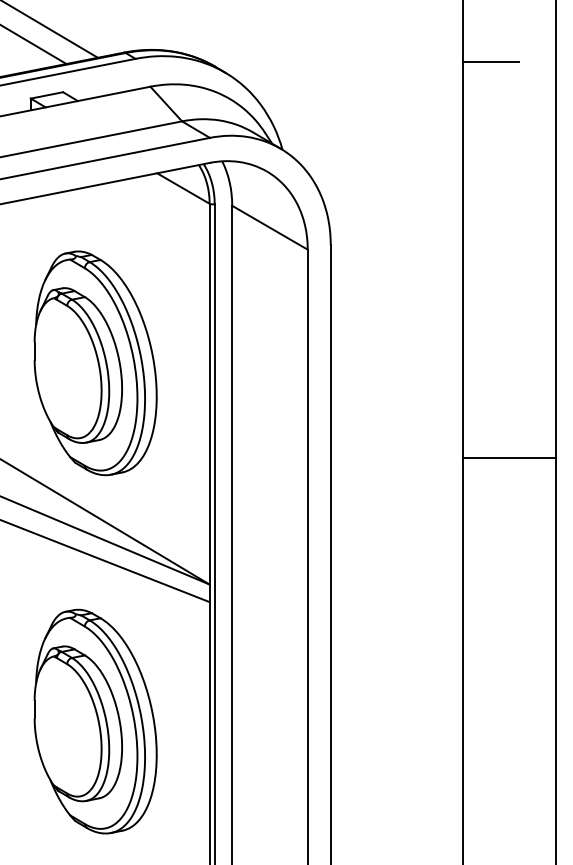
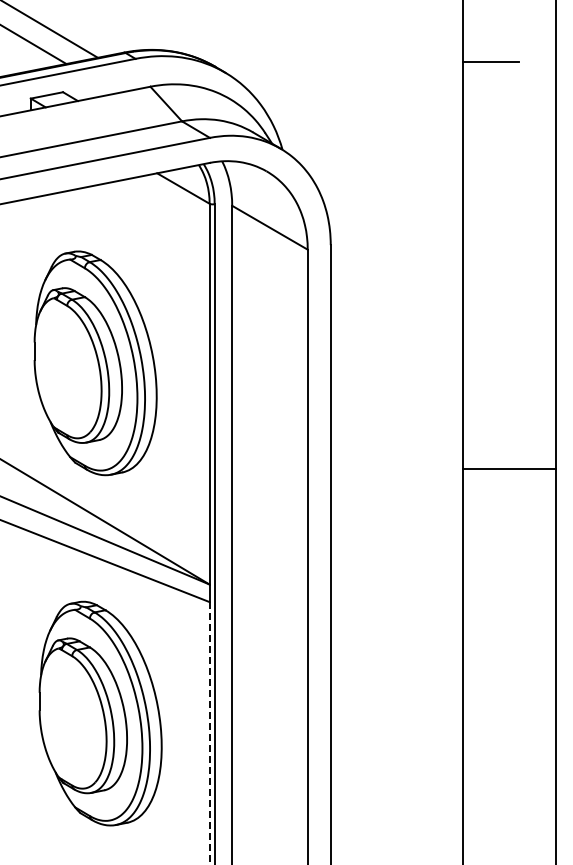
line position: (508, 458) -> (508, 469) (508, 469)
part position: (95, 721) -> (100, 713) (100, 713)
line: solid -> dashed (209, 733)
